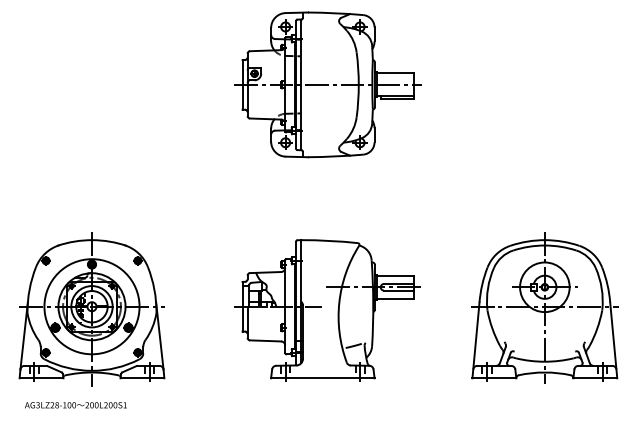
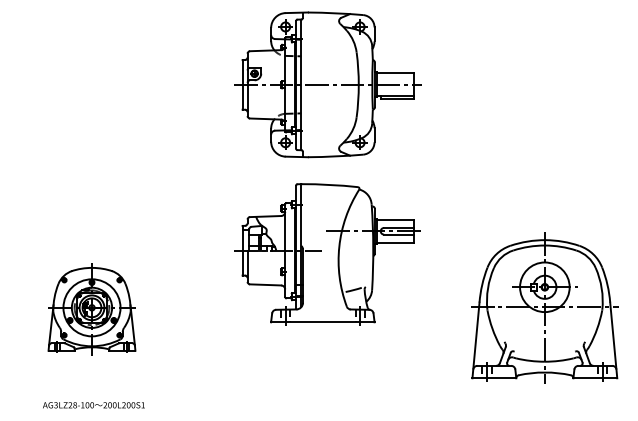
part size: 148x155 px -> 90x93 px (91, 309)
part position: (327, 310) -> (327, 254) (327, 254)
text position: (75, 405) -> (93, 405) (93, 405)
